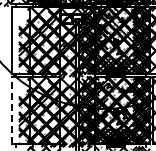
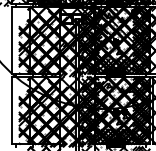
line: dashed -> solid (12, 110)
